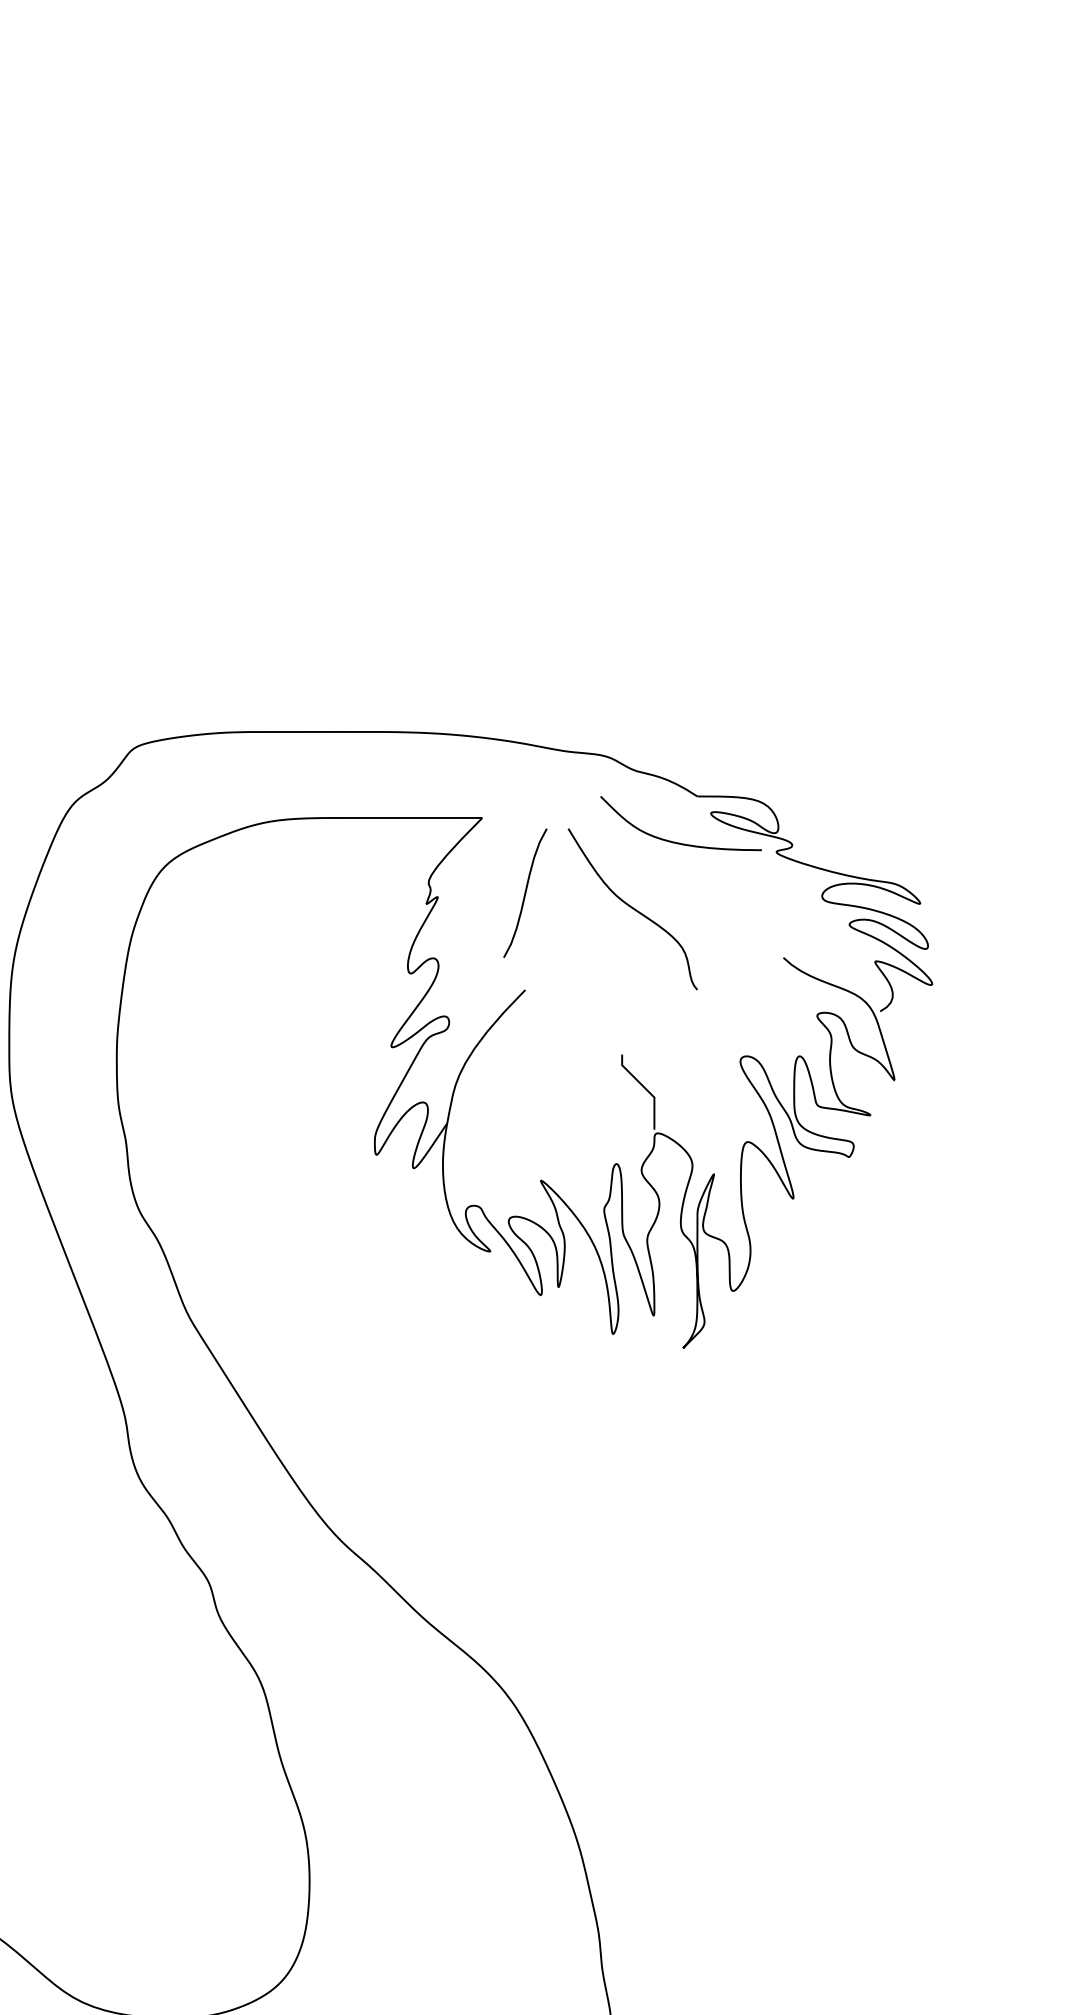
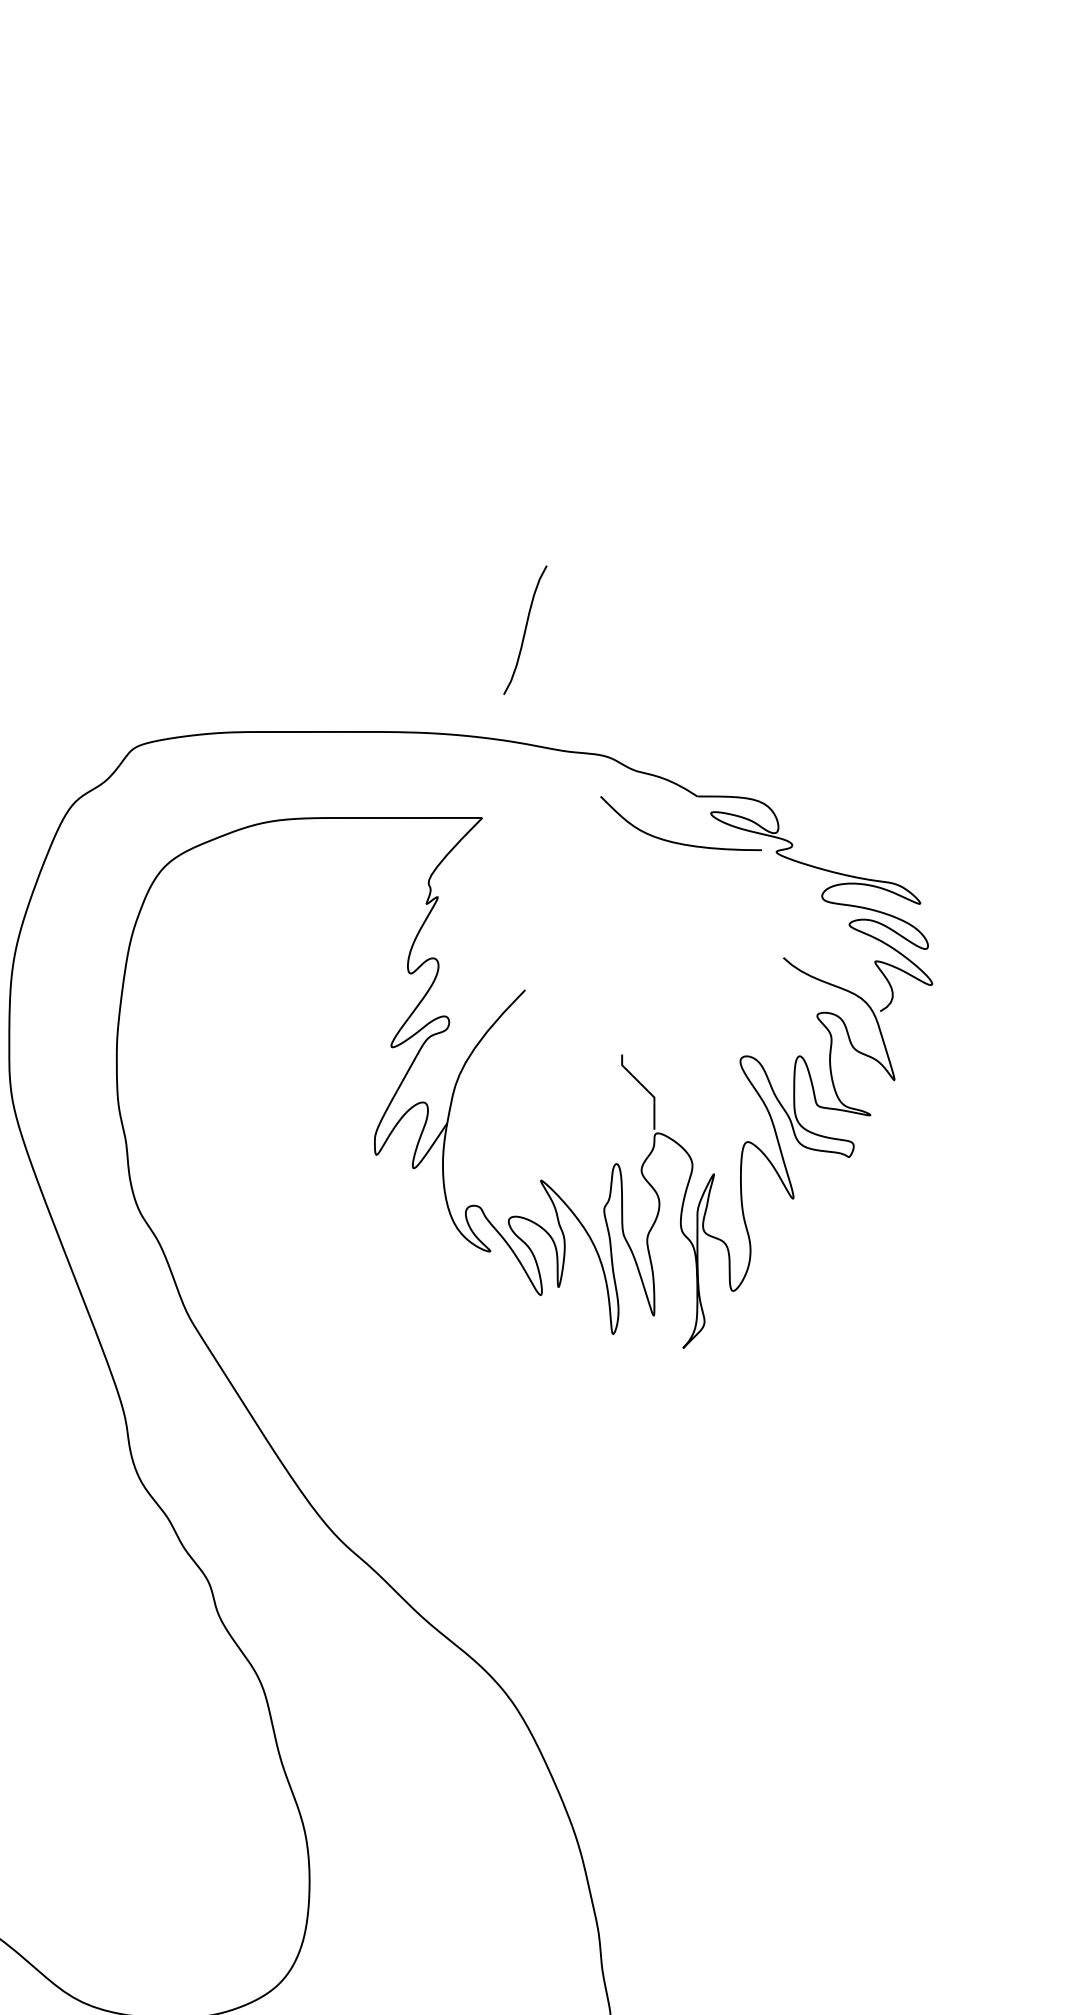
curve position: (525, 892) -> (525, 629) (525, 629)
curve: present -> none (632, 909)
